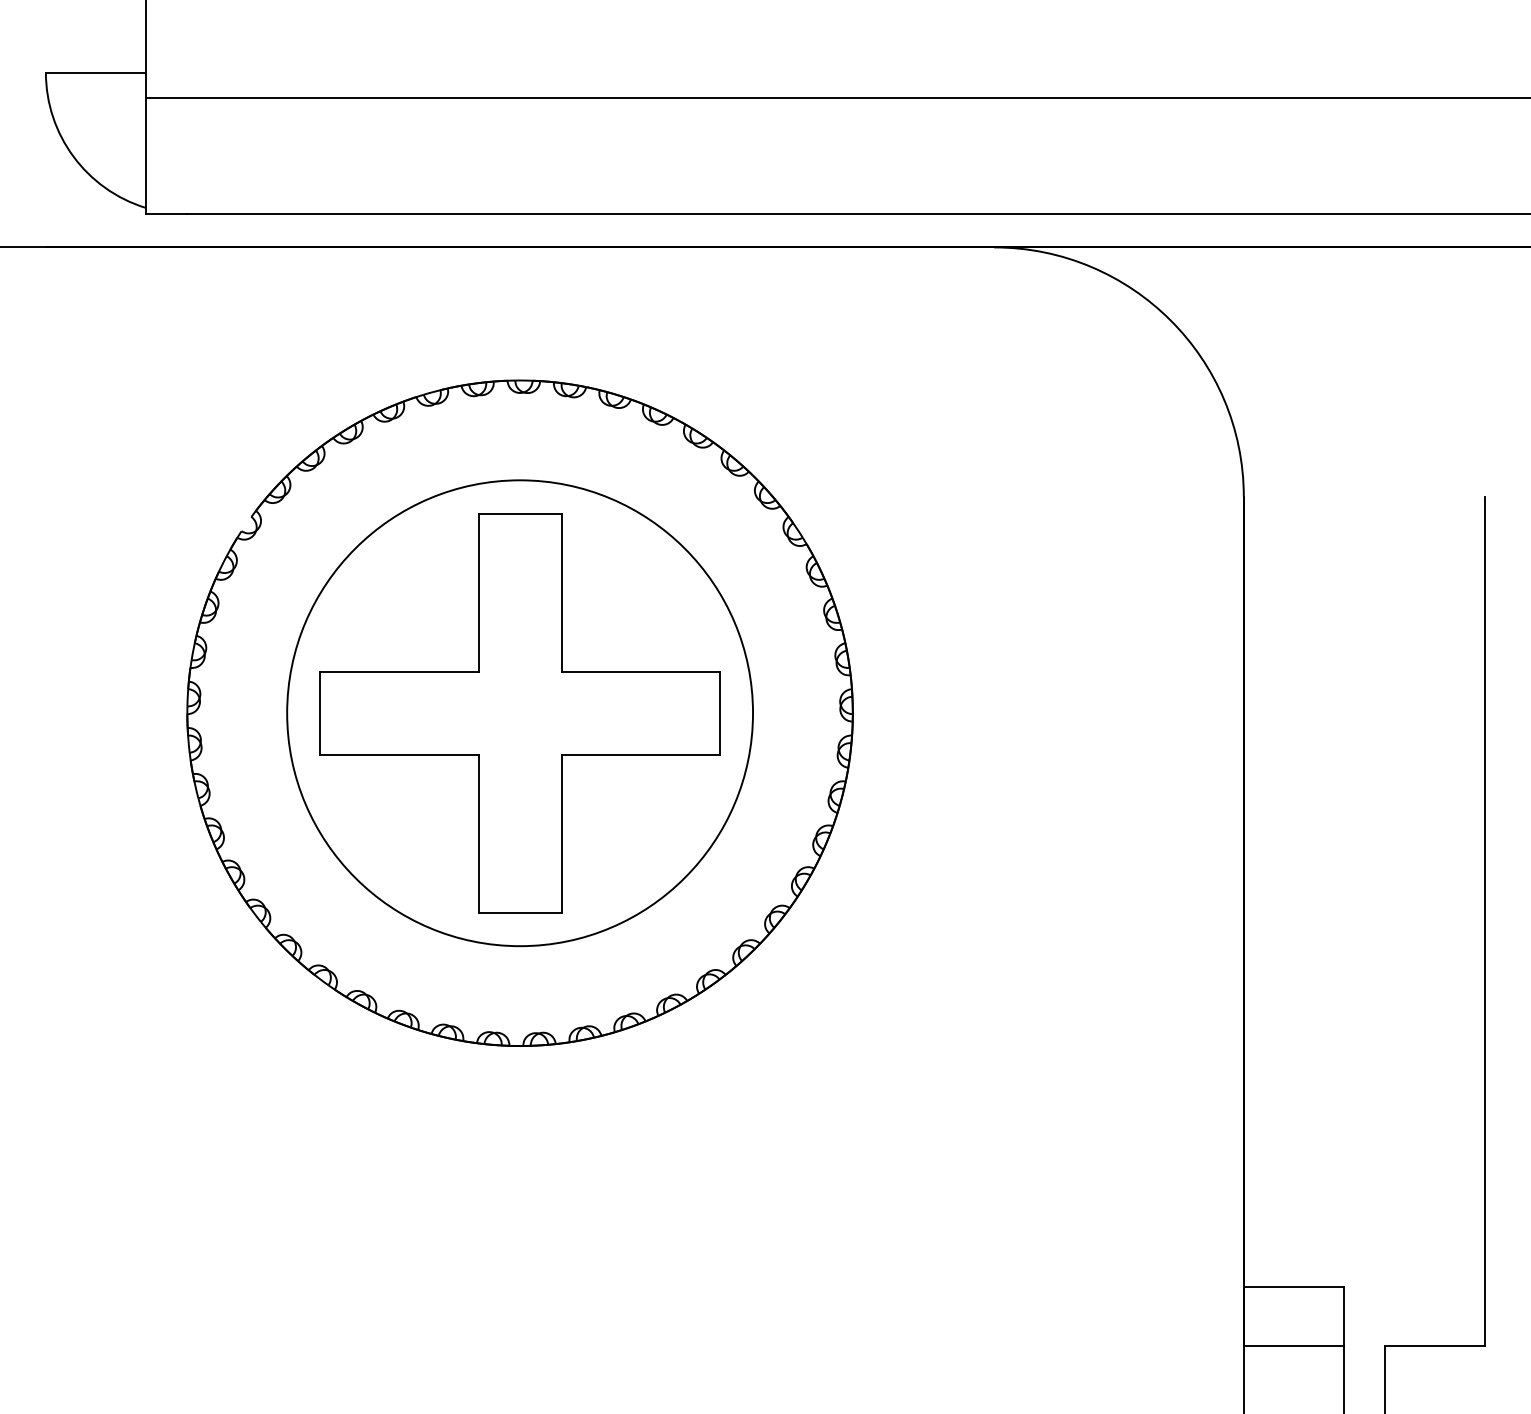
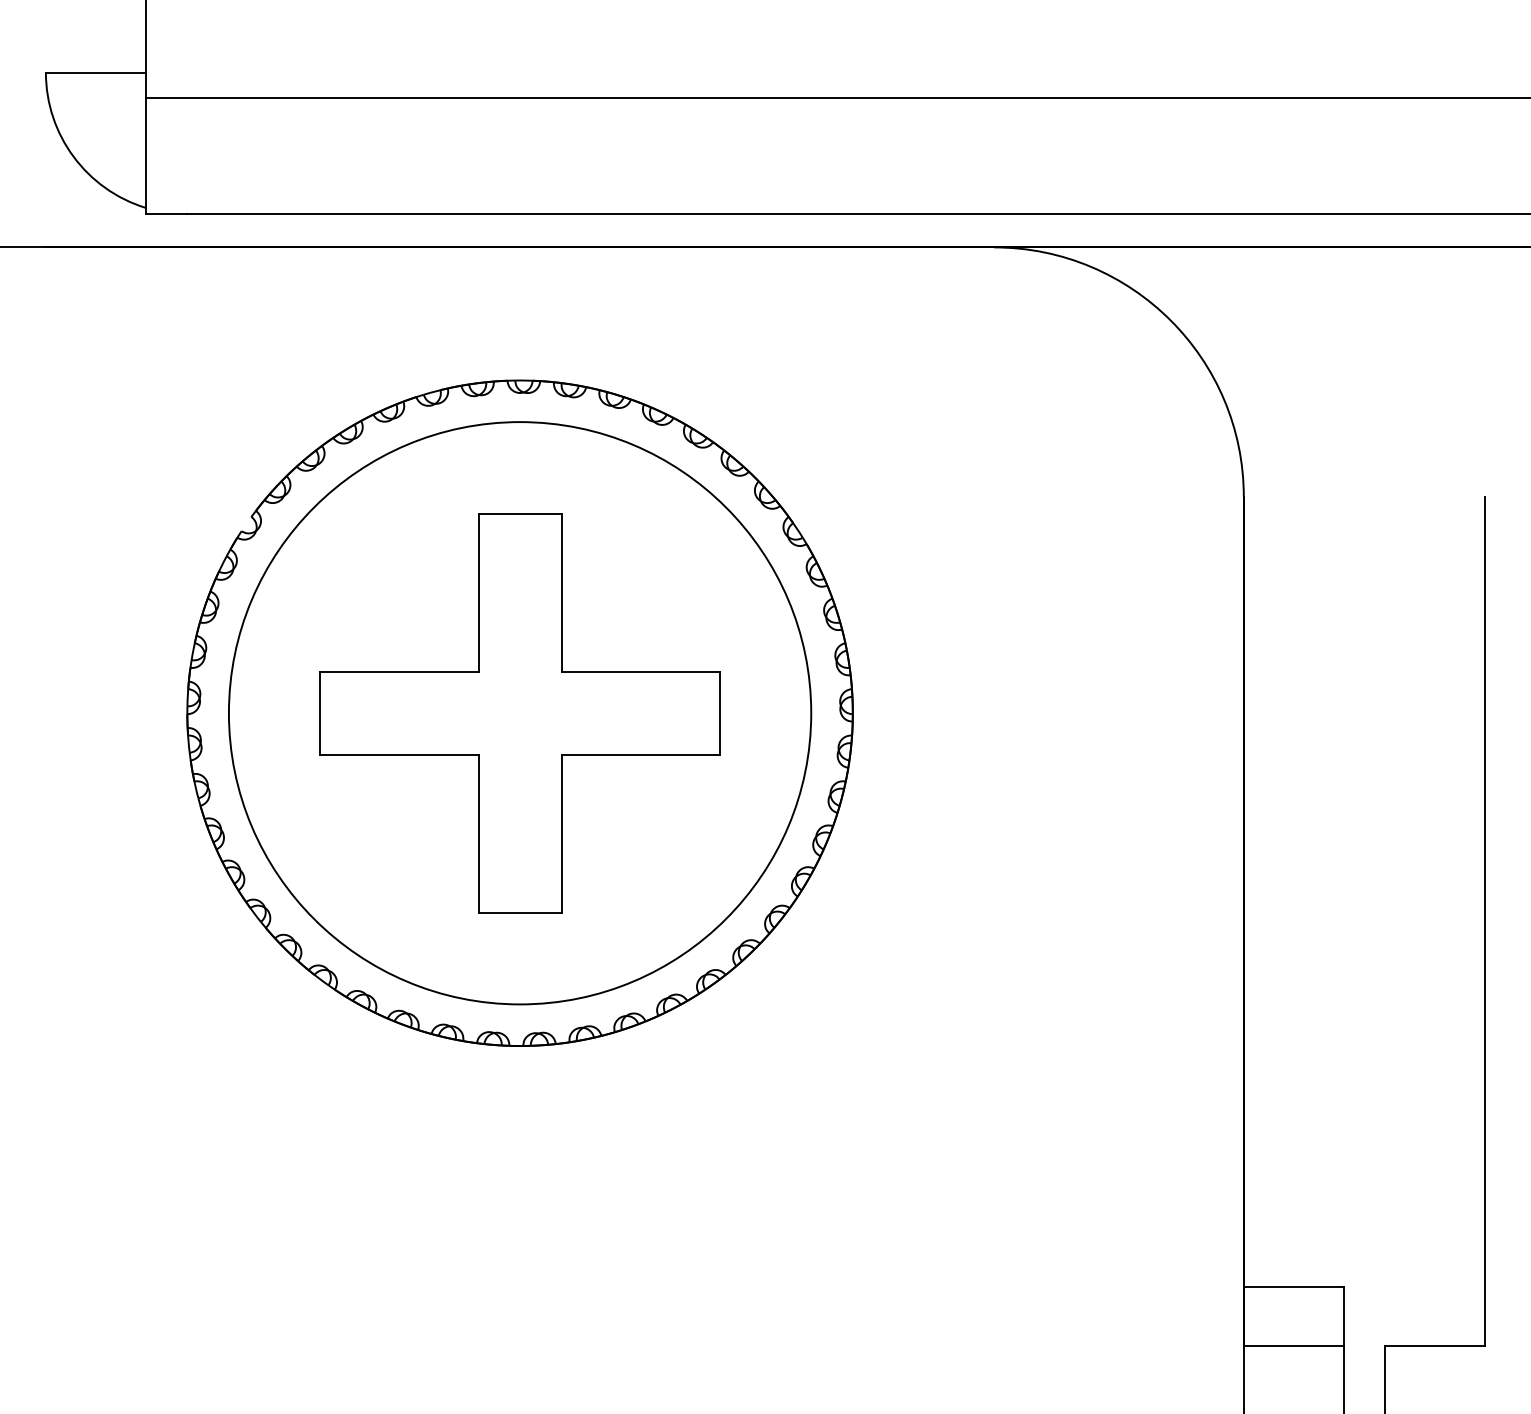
circle diameter: 466 px -> 582 px (519, 713)
